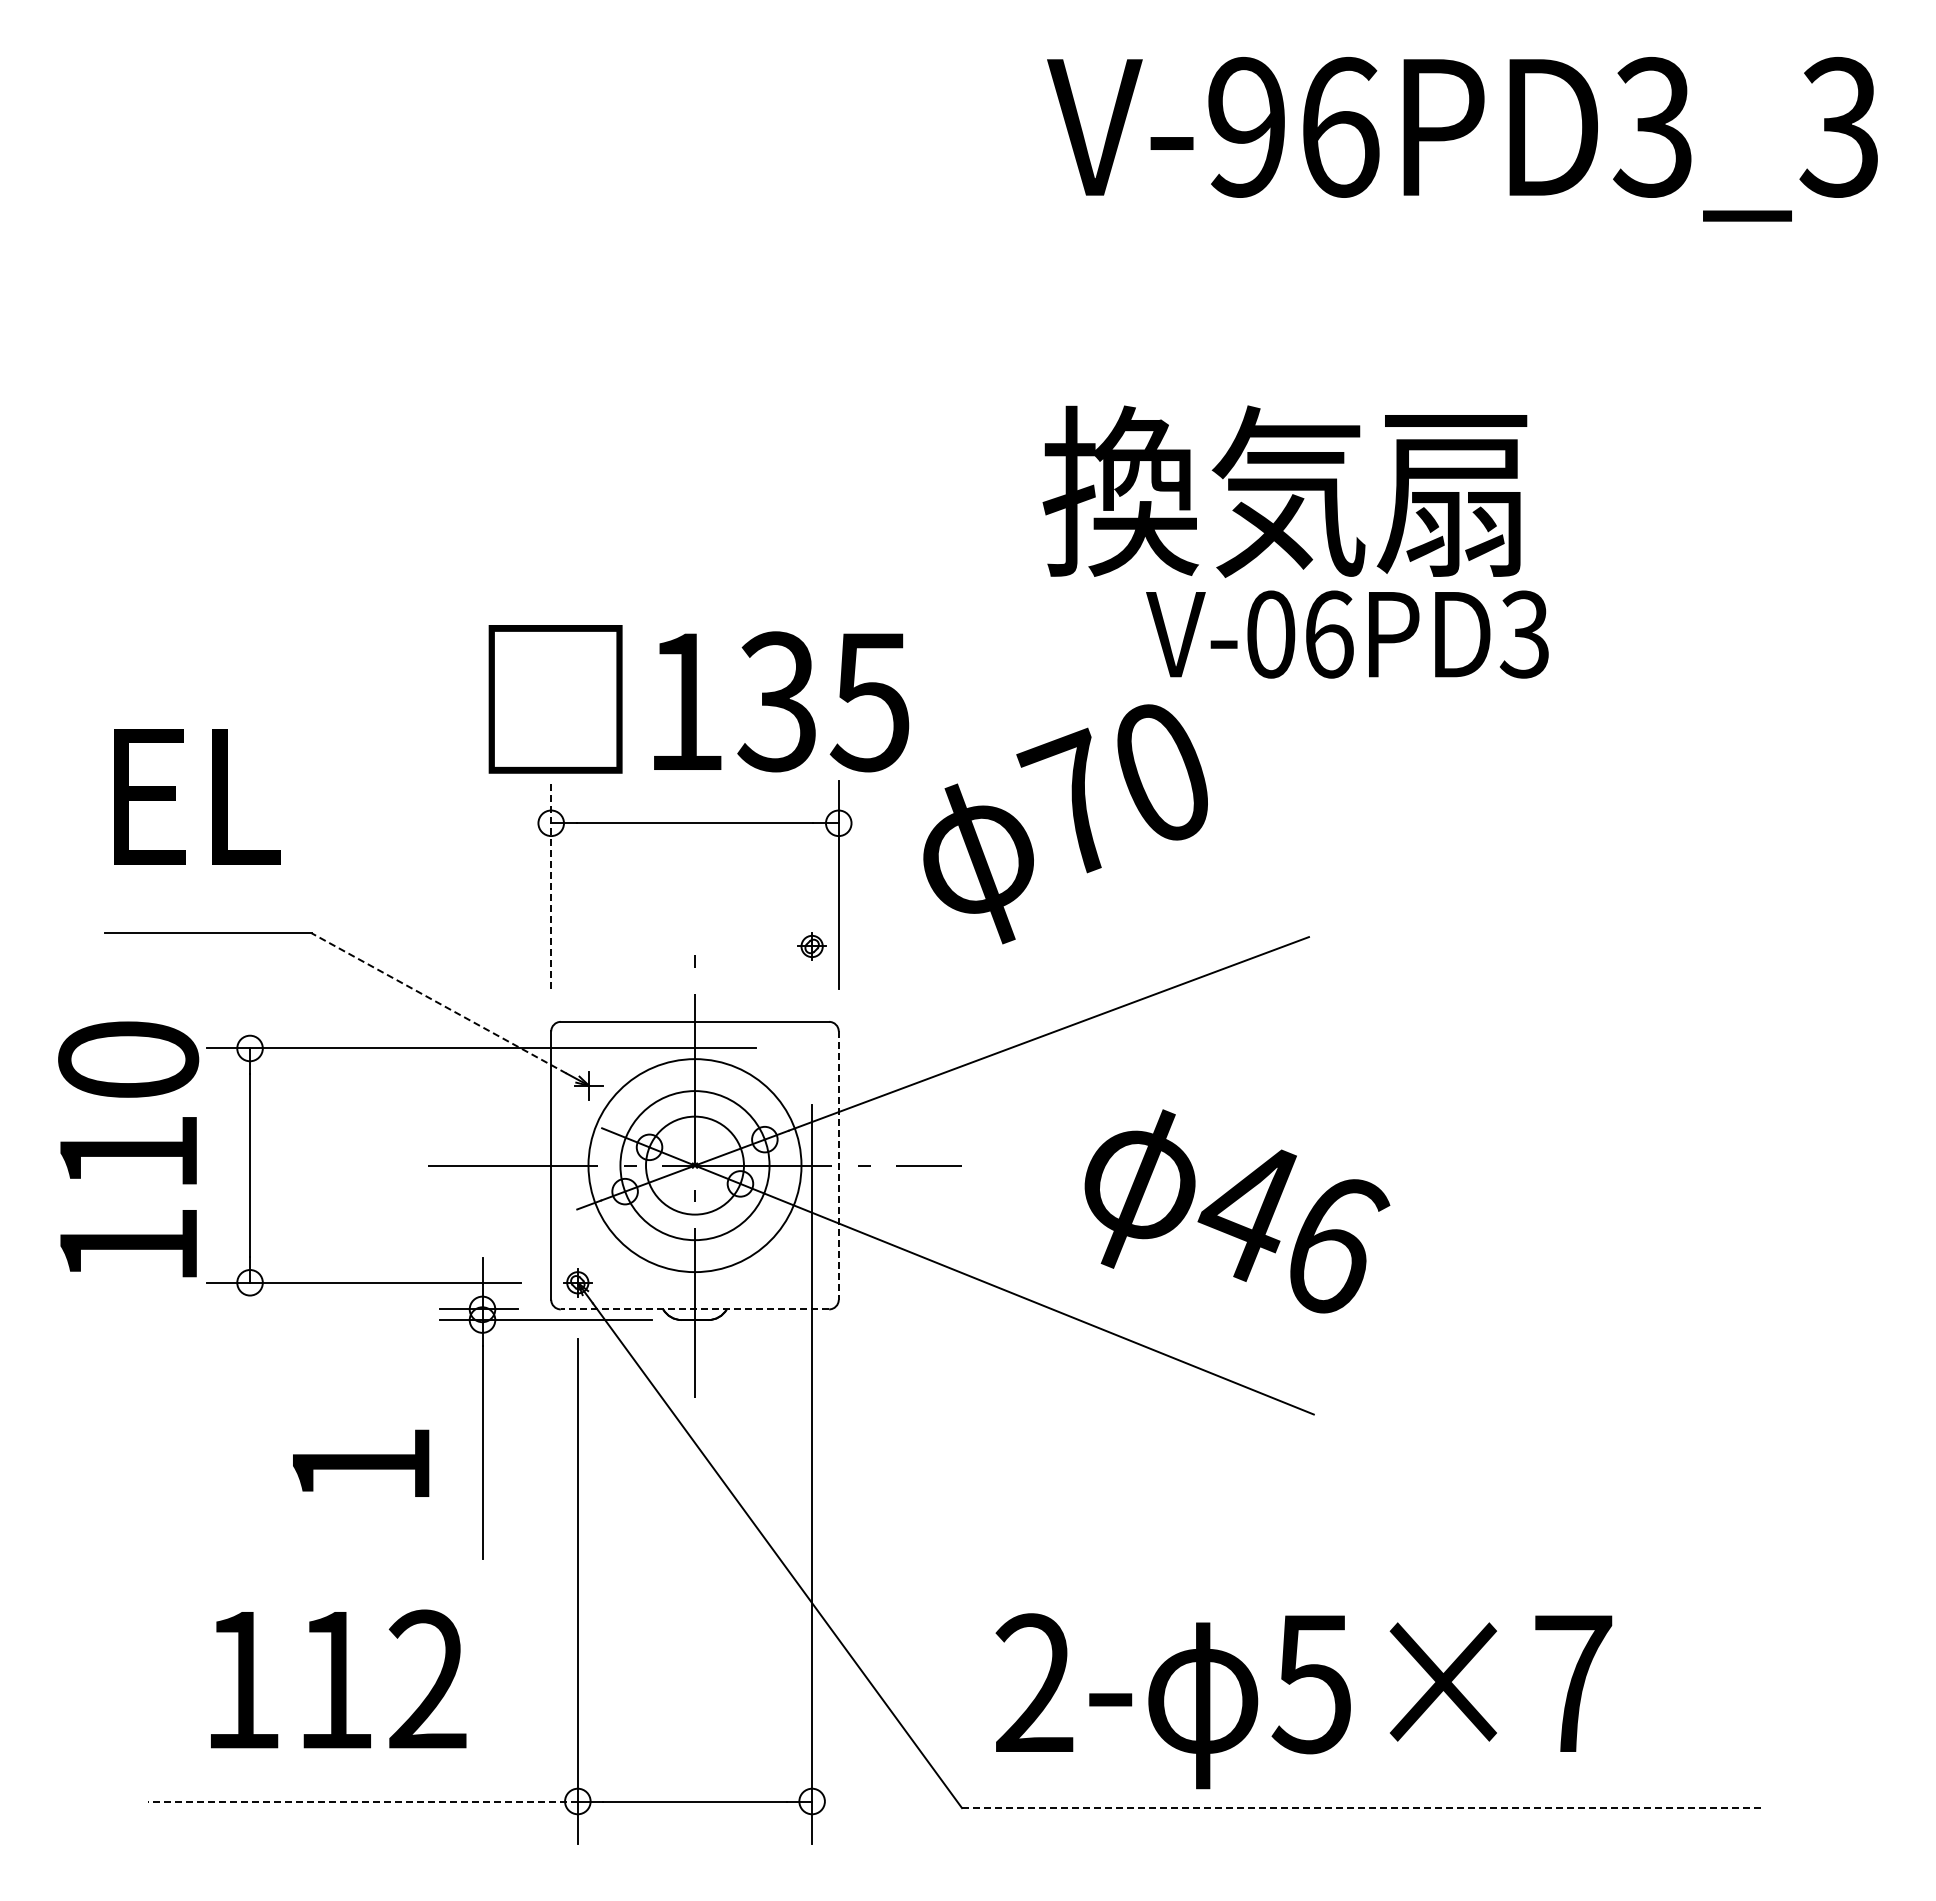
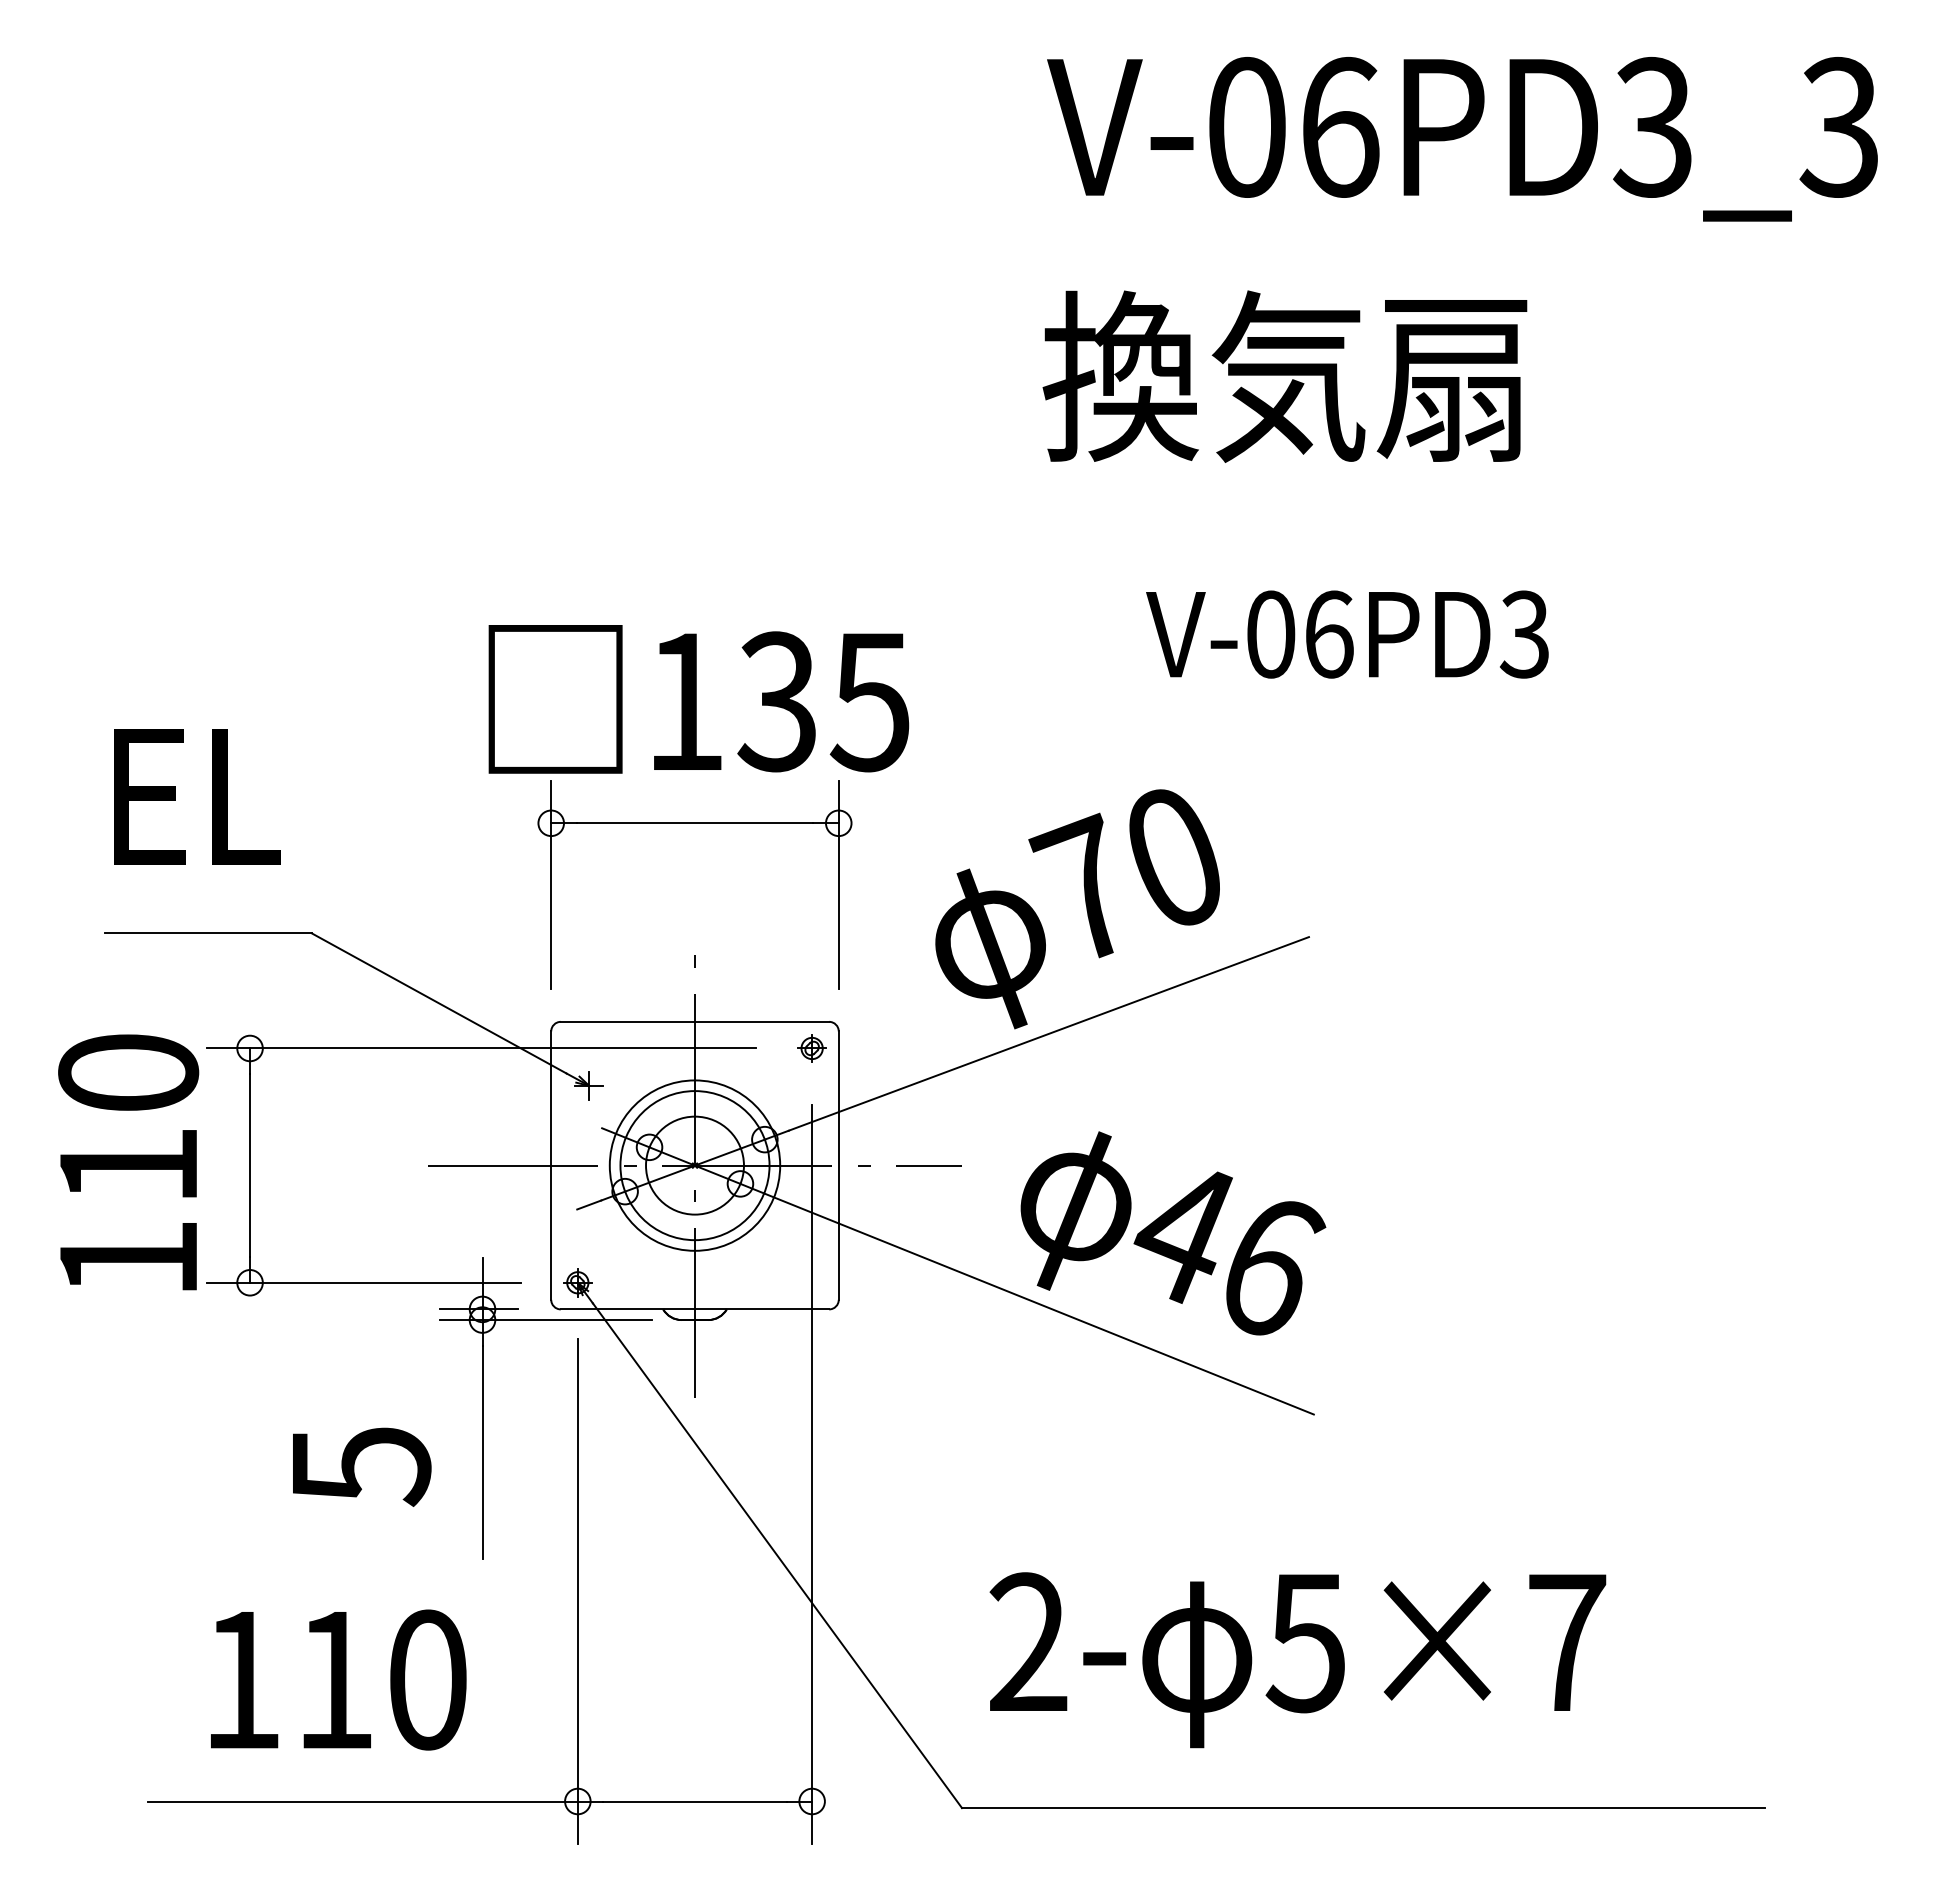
text: V-96PD3_3 -> V-06PD3_3 (1246, 126)
text position: (1284, 491) -> (1284, 376) (1284, 376)
text position: (1065, 824) -> (1077, 909) (1077, 909)
line: dashed -> solid (551, 884)
part position: (811, 946) -> (811, 1048) (811, 1048)
line: dashed -> solid (438, 1003)
text position: (128, 1149) -> (128, 1162) (128, 1162)
circle diameter: 213 px -> 170 px (694, 1165)
line: dashed -> solid (838, 1166)
text position: (1237, 1211) -> (1173, 1233) (1173, 1233)
line: dashed -> solid (694, 1309)
text: 1 -> 5 (362, 1466)
text: 112 -> 110 (427, 1679)
text position: (1303, 1701) -> (1297, 1660) (1297, 1660)
line: dashed -> solid (362, 1801)
line: dashed -> solid (1363, 1808)
